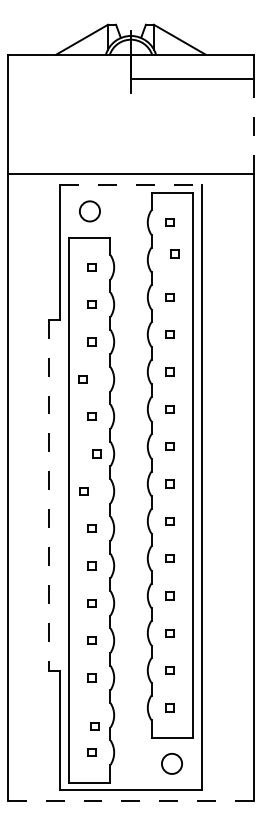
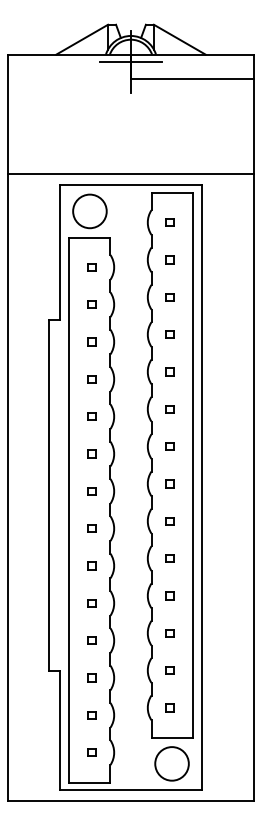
line: none -> present (130, 62)
line: dashed -> solid (254, 127)
line: dashed -> solid (131, 185)
circle diameter: 20 px -> 34 px (89, 211)
part position: (174, 253) -> (169, 259) (169, 259)
part position: (82, 379) -> (91, 379) (91, 379)
part position: (96, 453) -> (91, 453) (91, 453)
part position: (83, 491) -> (91, 491) (91, 491)
line: dashed -> solid (48, 495)
part position: (94, 726) -> (91, 715) (91, 715)
circle diameter: 20 px -> 34 px (171, 763)
line: dashed -> solid (130, 801)
